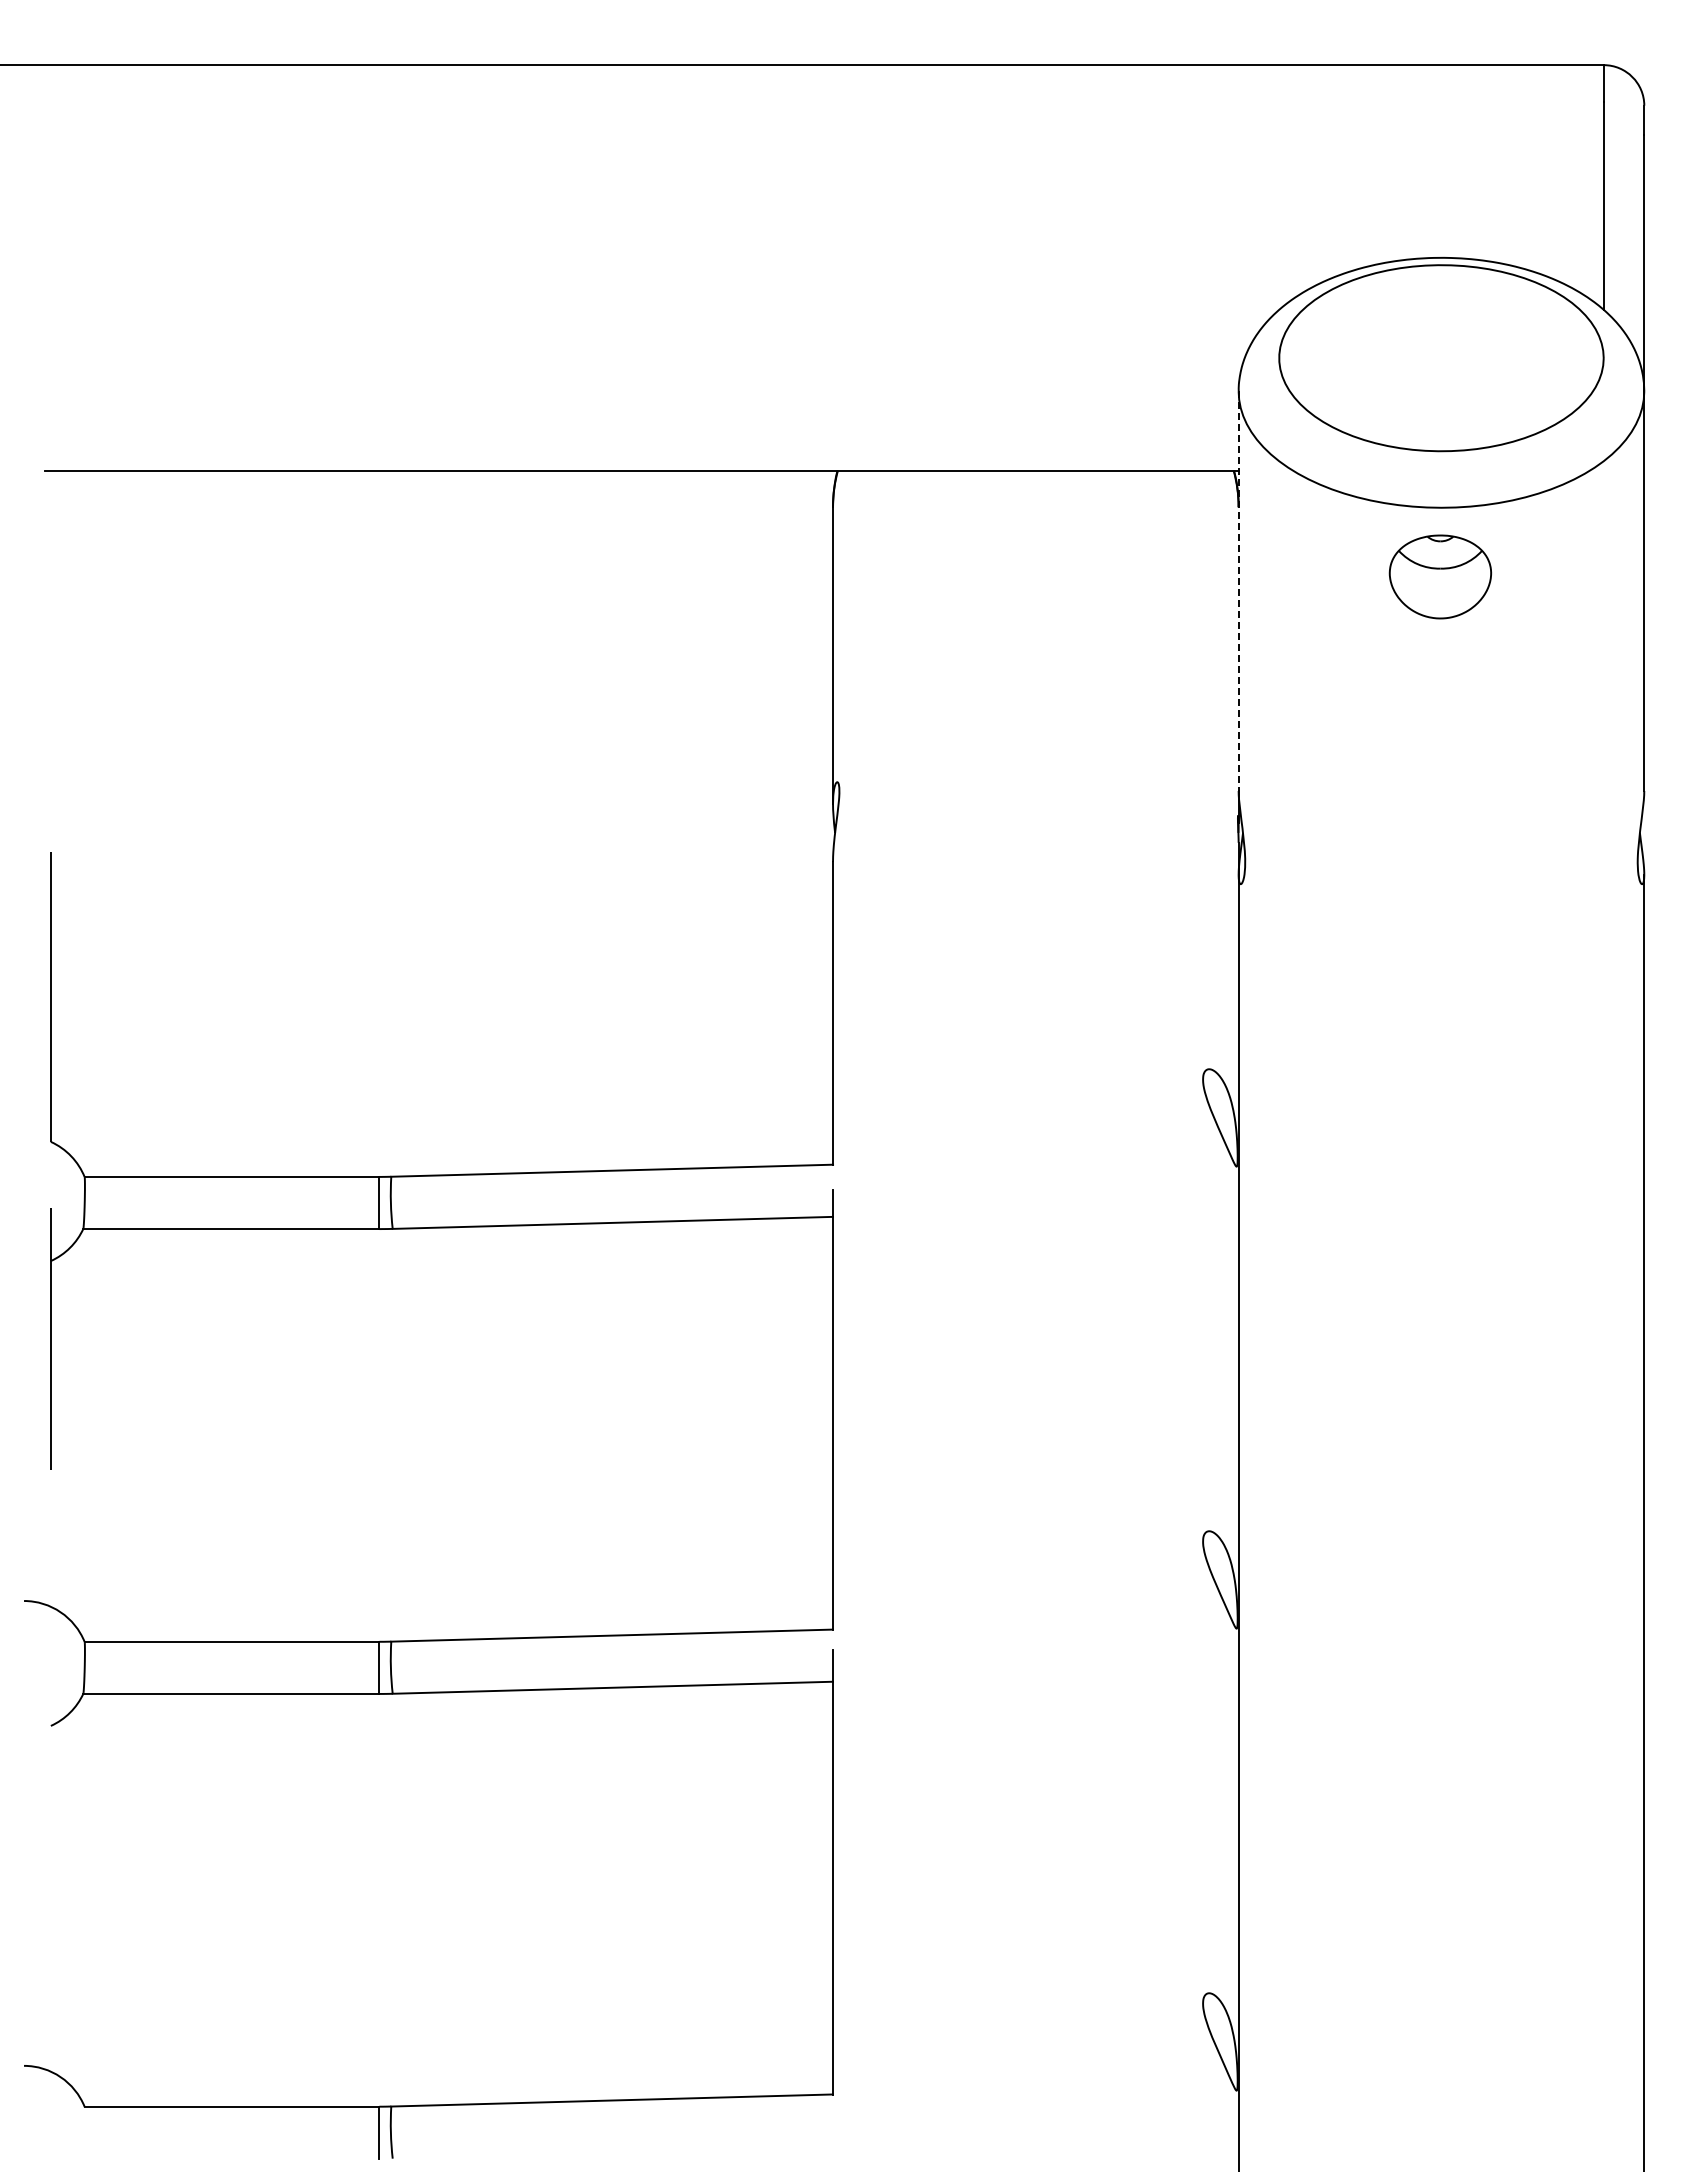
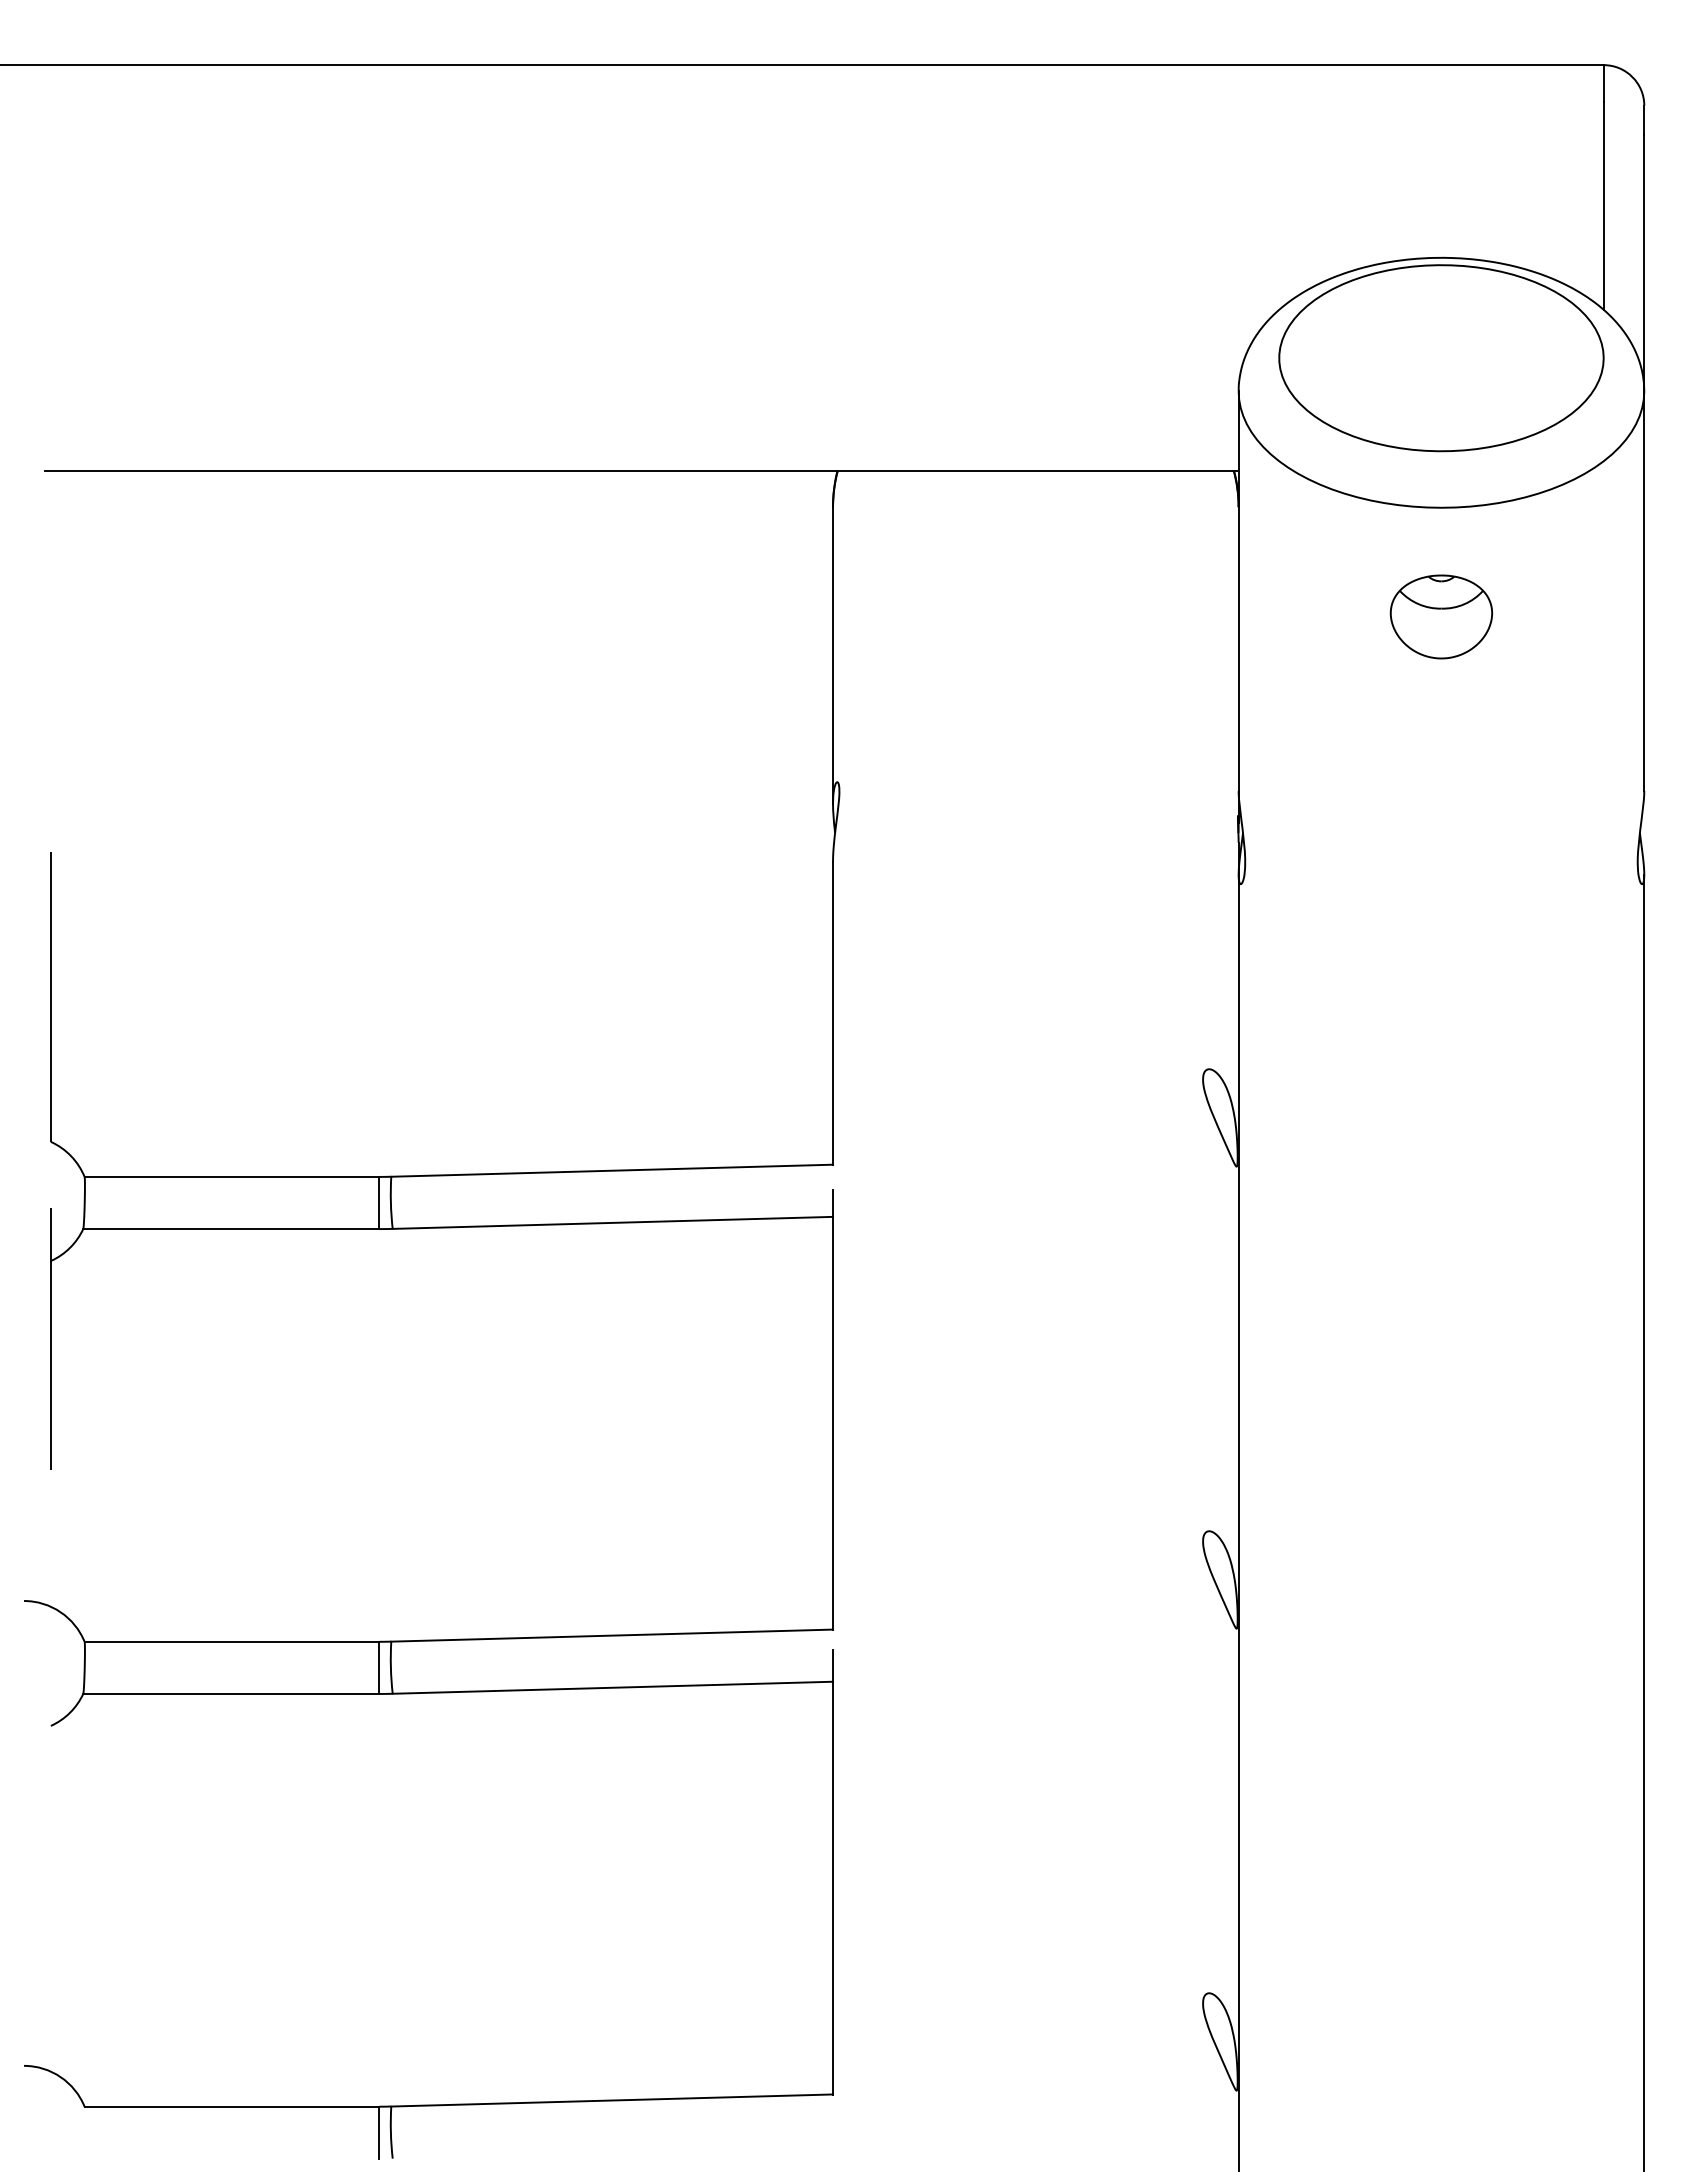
part position: (1440, 576) -> (1441, 616) (1441, 616)
line: dashed -> solid (1238, 591)
